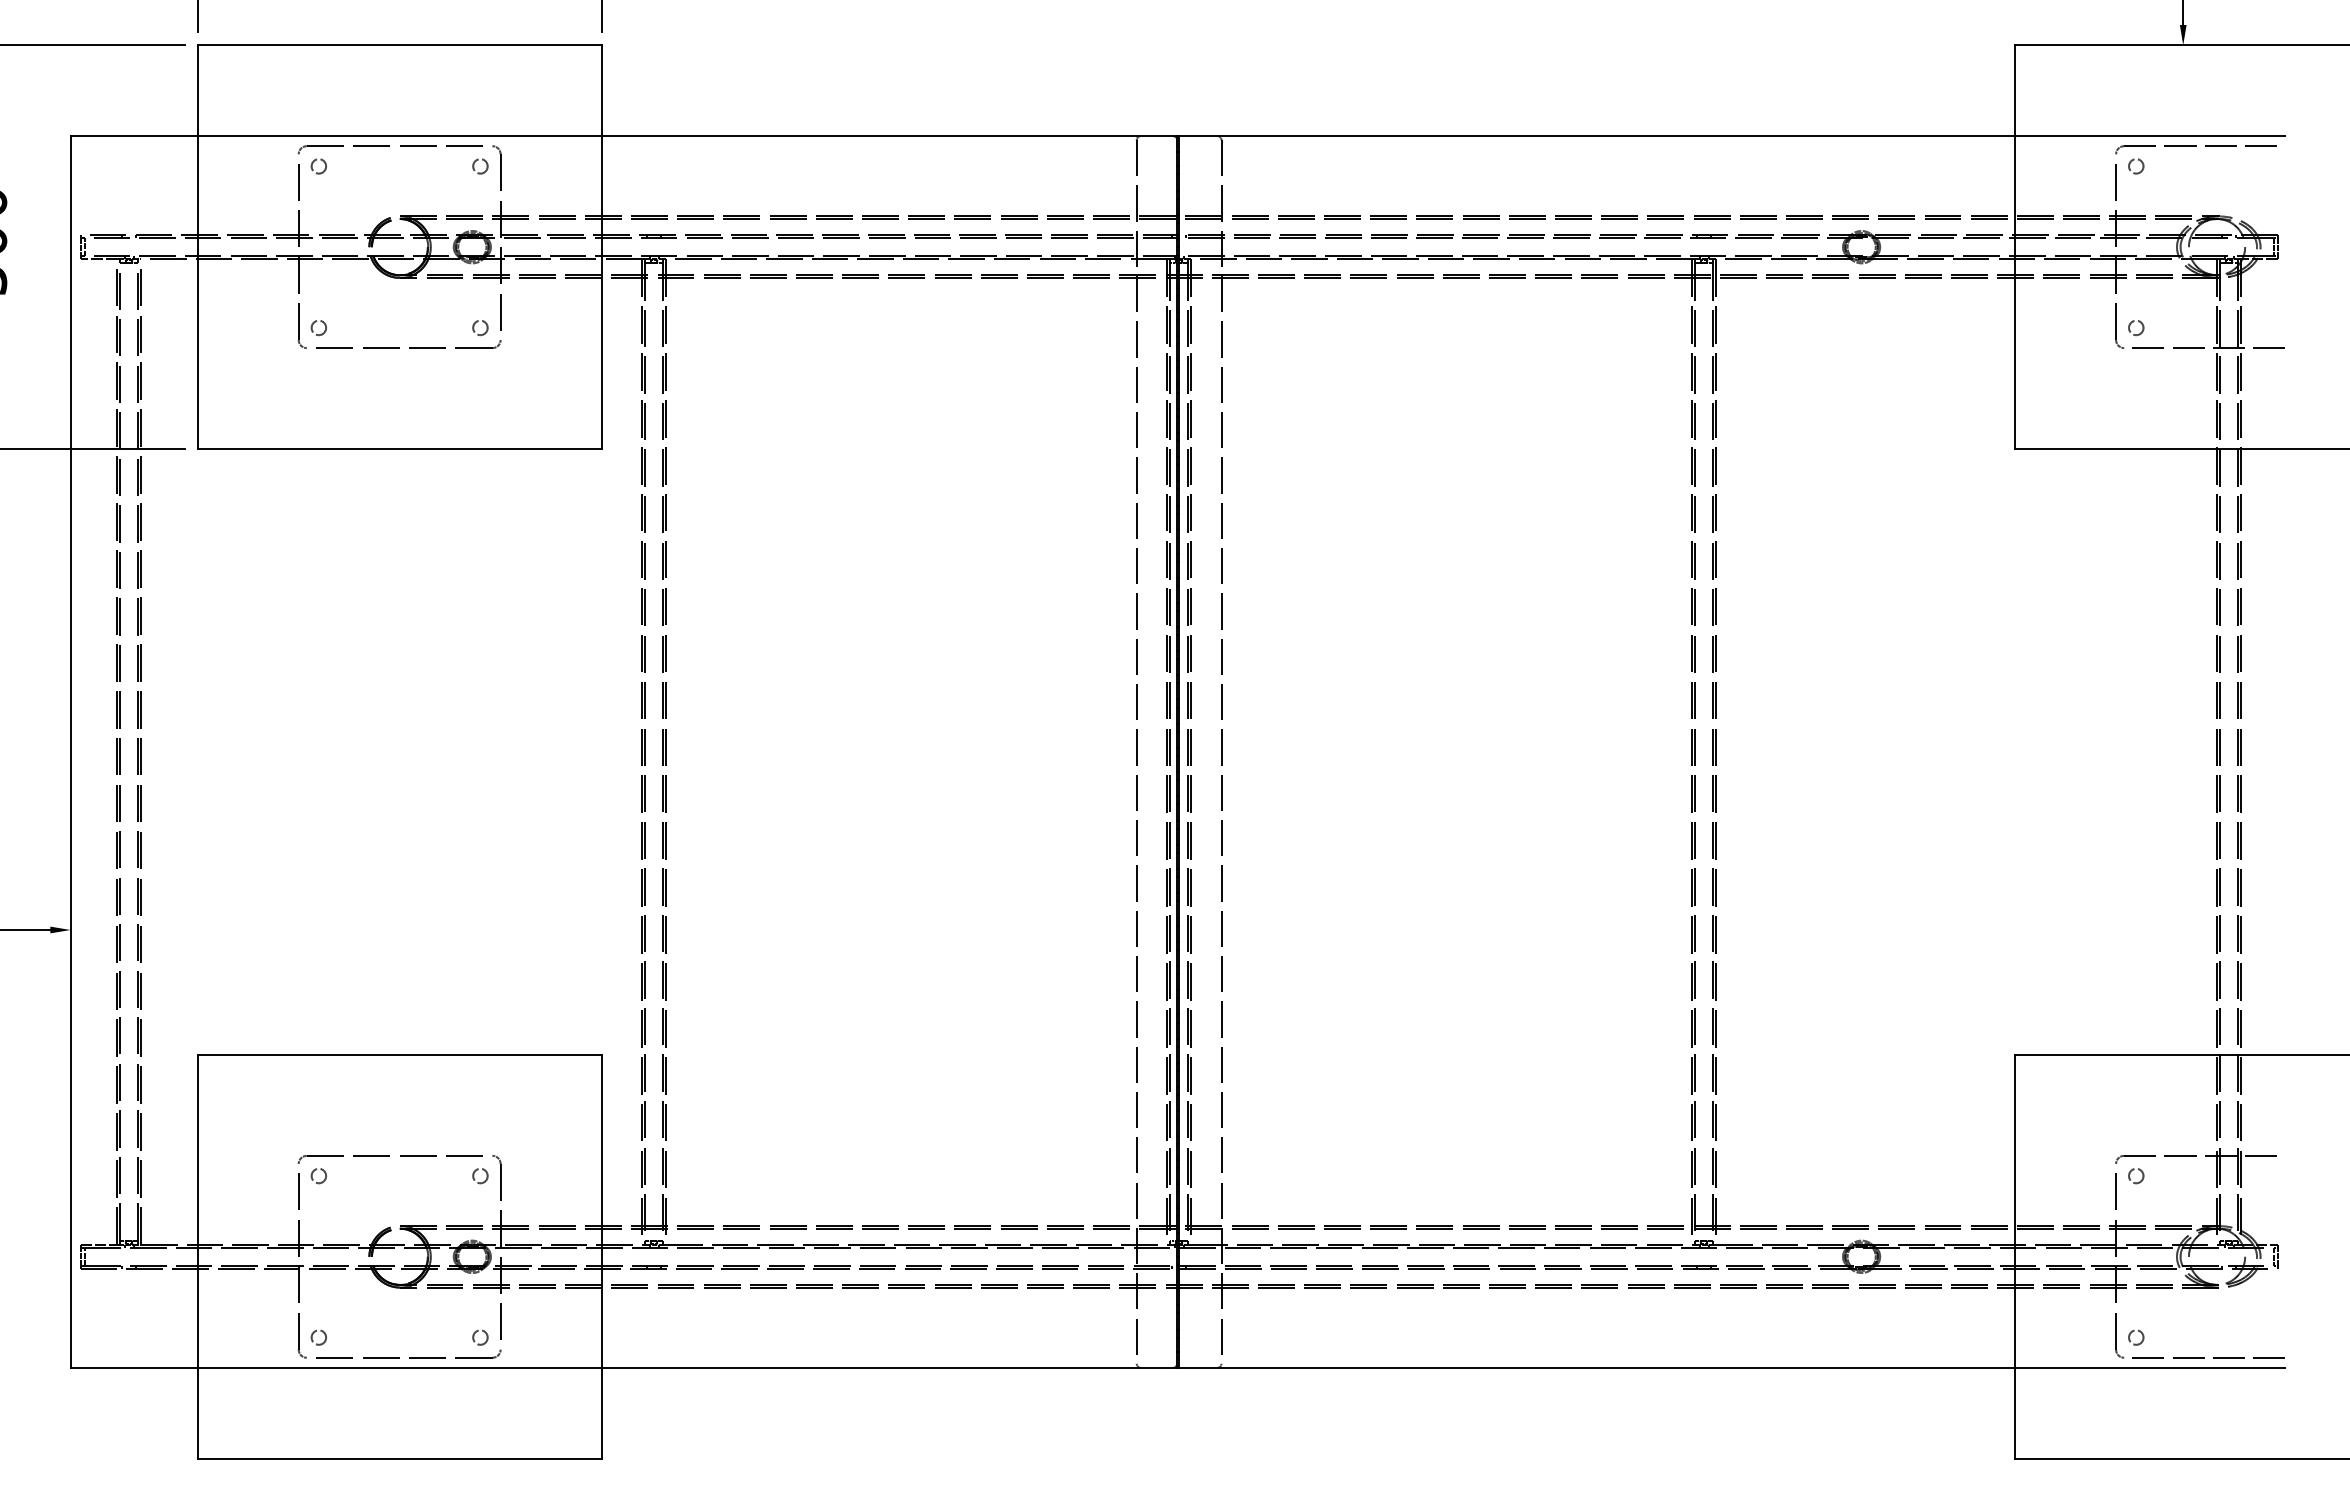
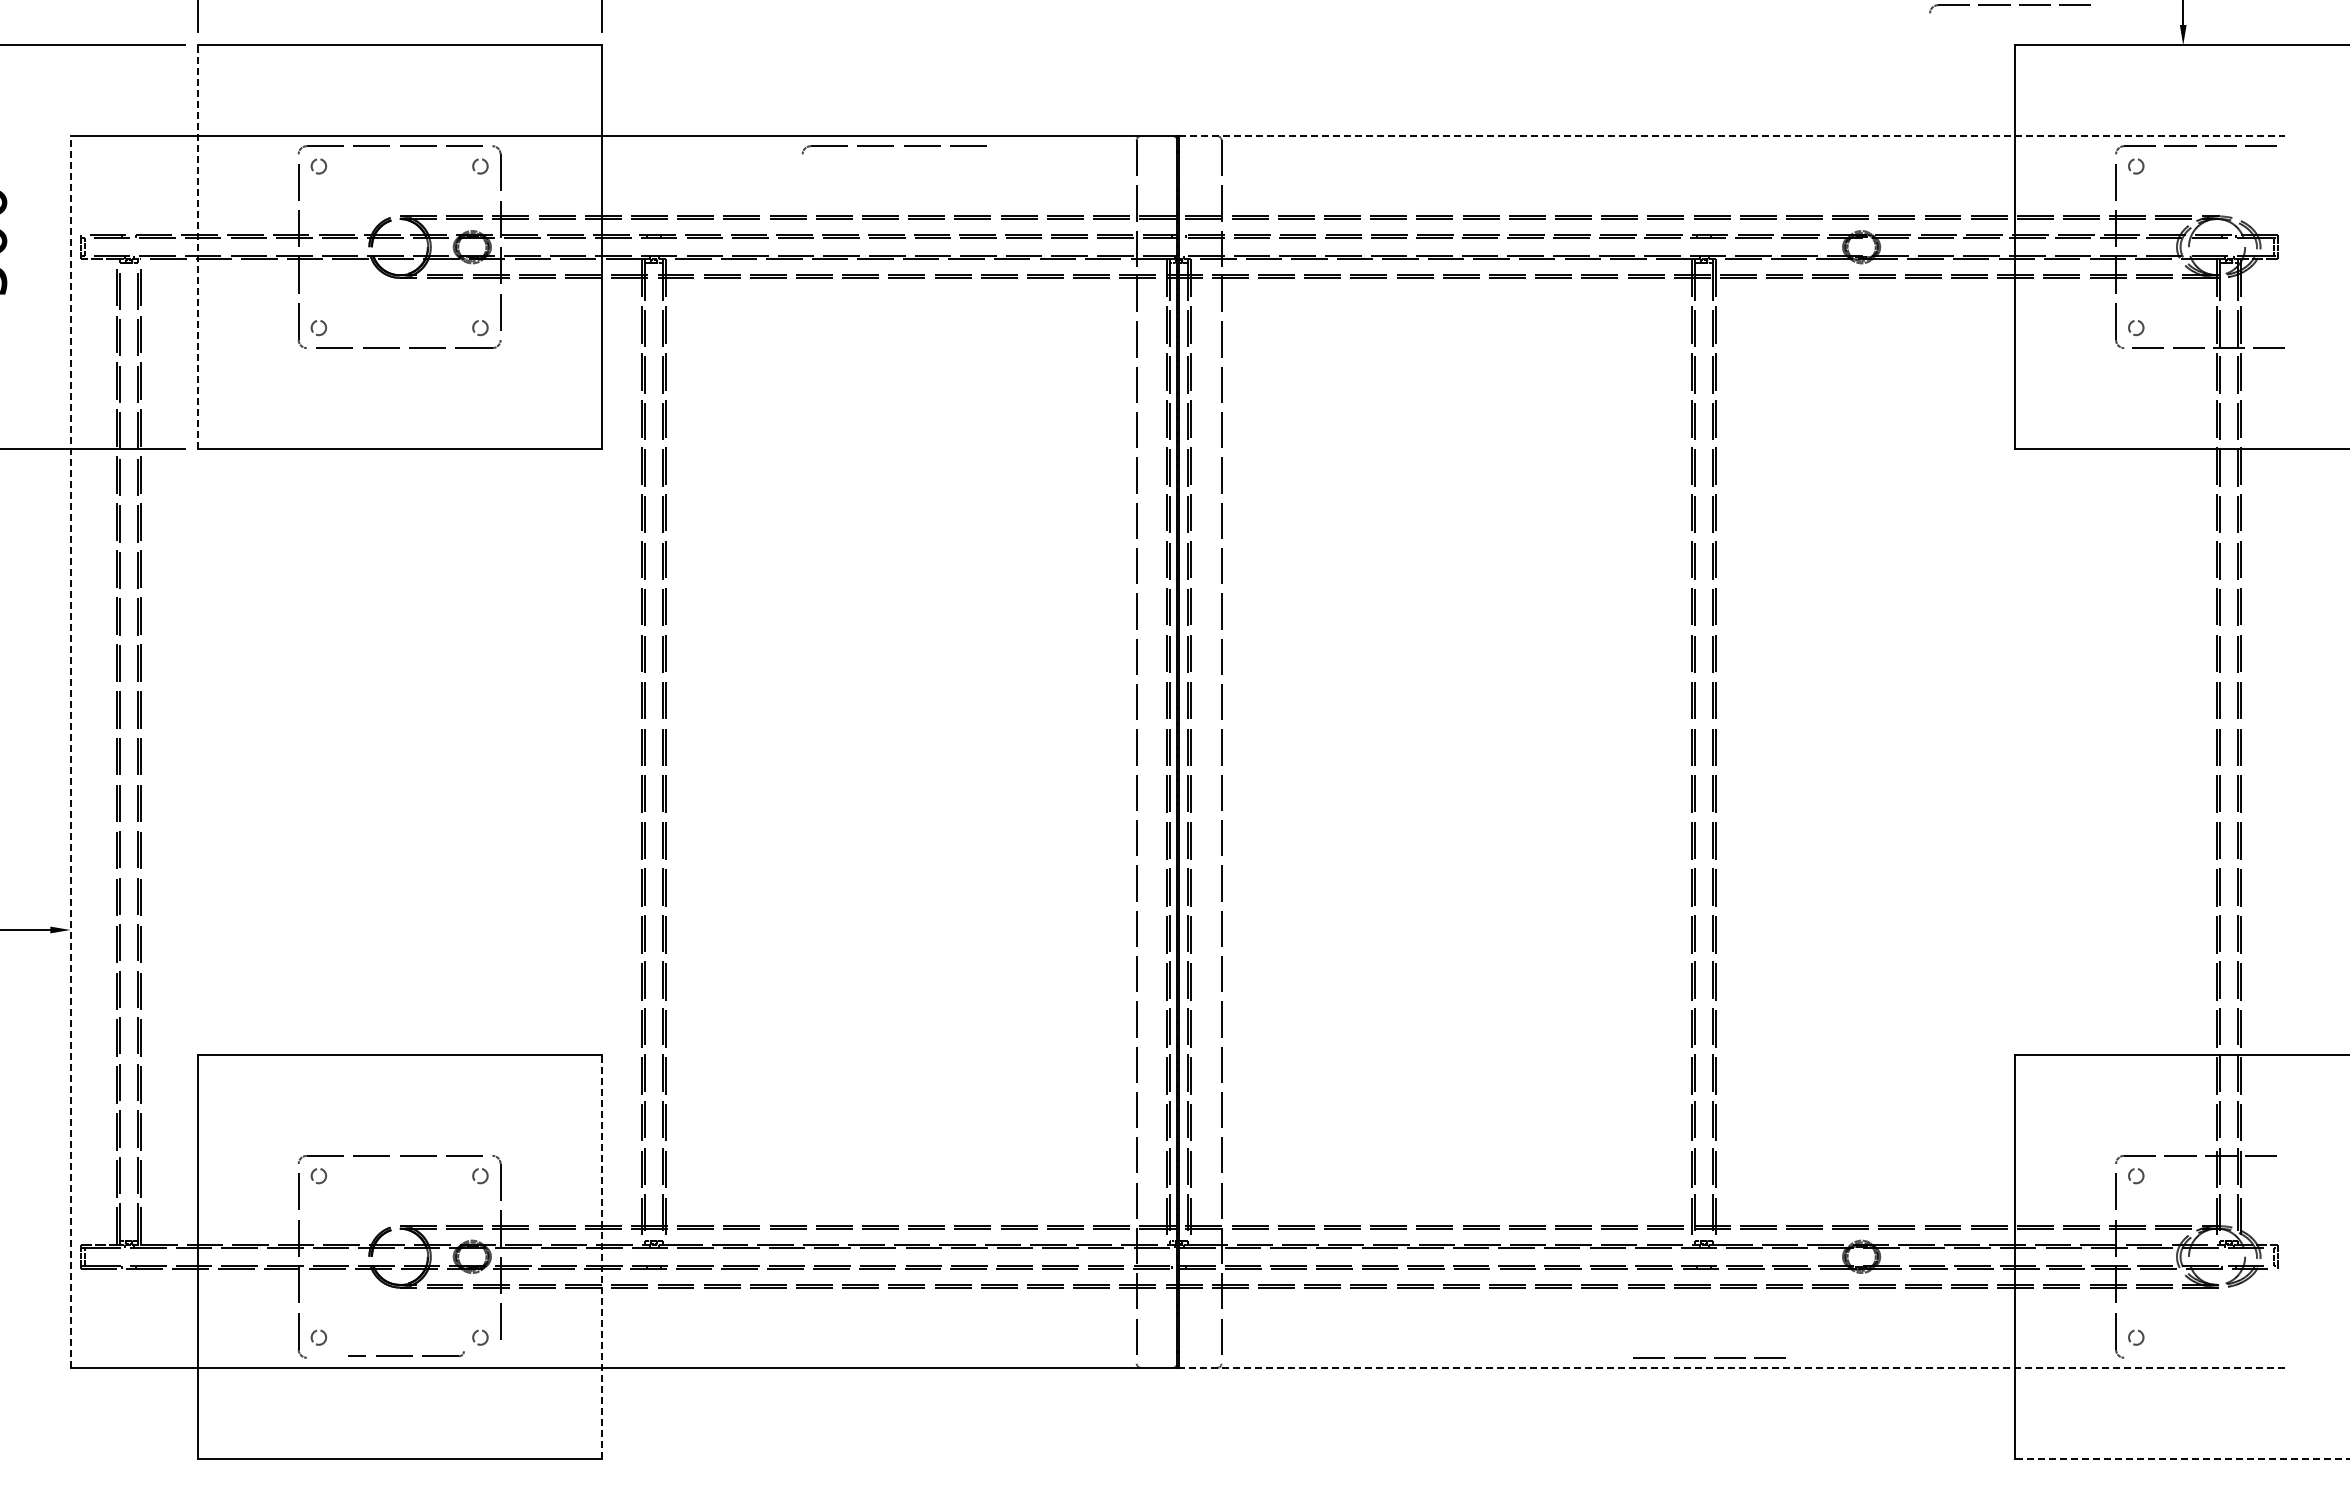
part: none -> present (2009, 8)
line: solid -> dashed (1732, 136)
part: none -> present (893, 149)
line: solid -> dashed (198, 247)
line: solid -> dashed (70, 751)
line: solid -> dashed (601, 1256)
part size: 186x10 px -> 117x7 px (406, 1354)
line position: (2204, 1357) -> (1705, 1357) (1705, 1357)
line: solid -> dashed (1731, 1367)
line: solid -> dashed (2182, 1458)
